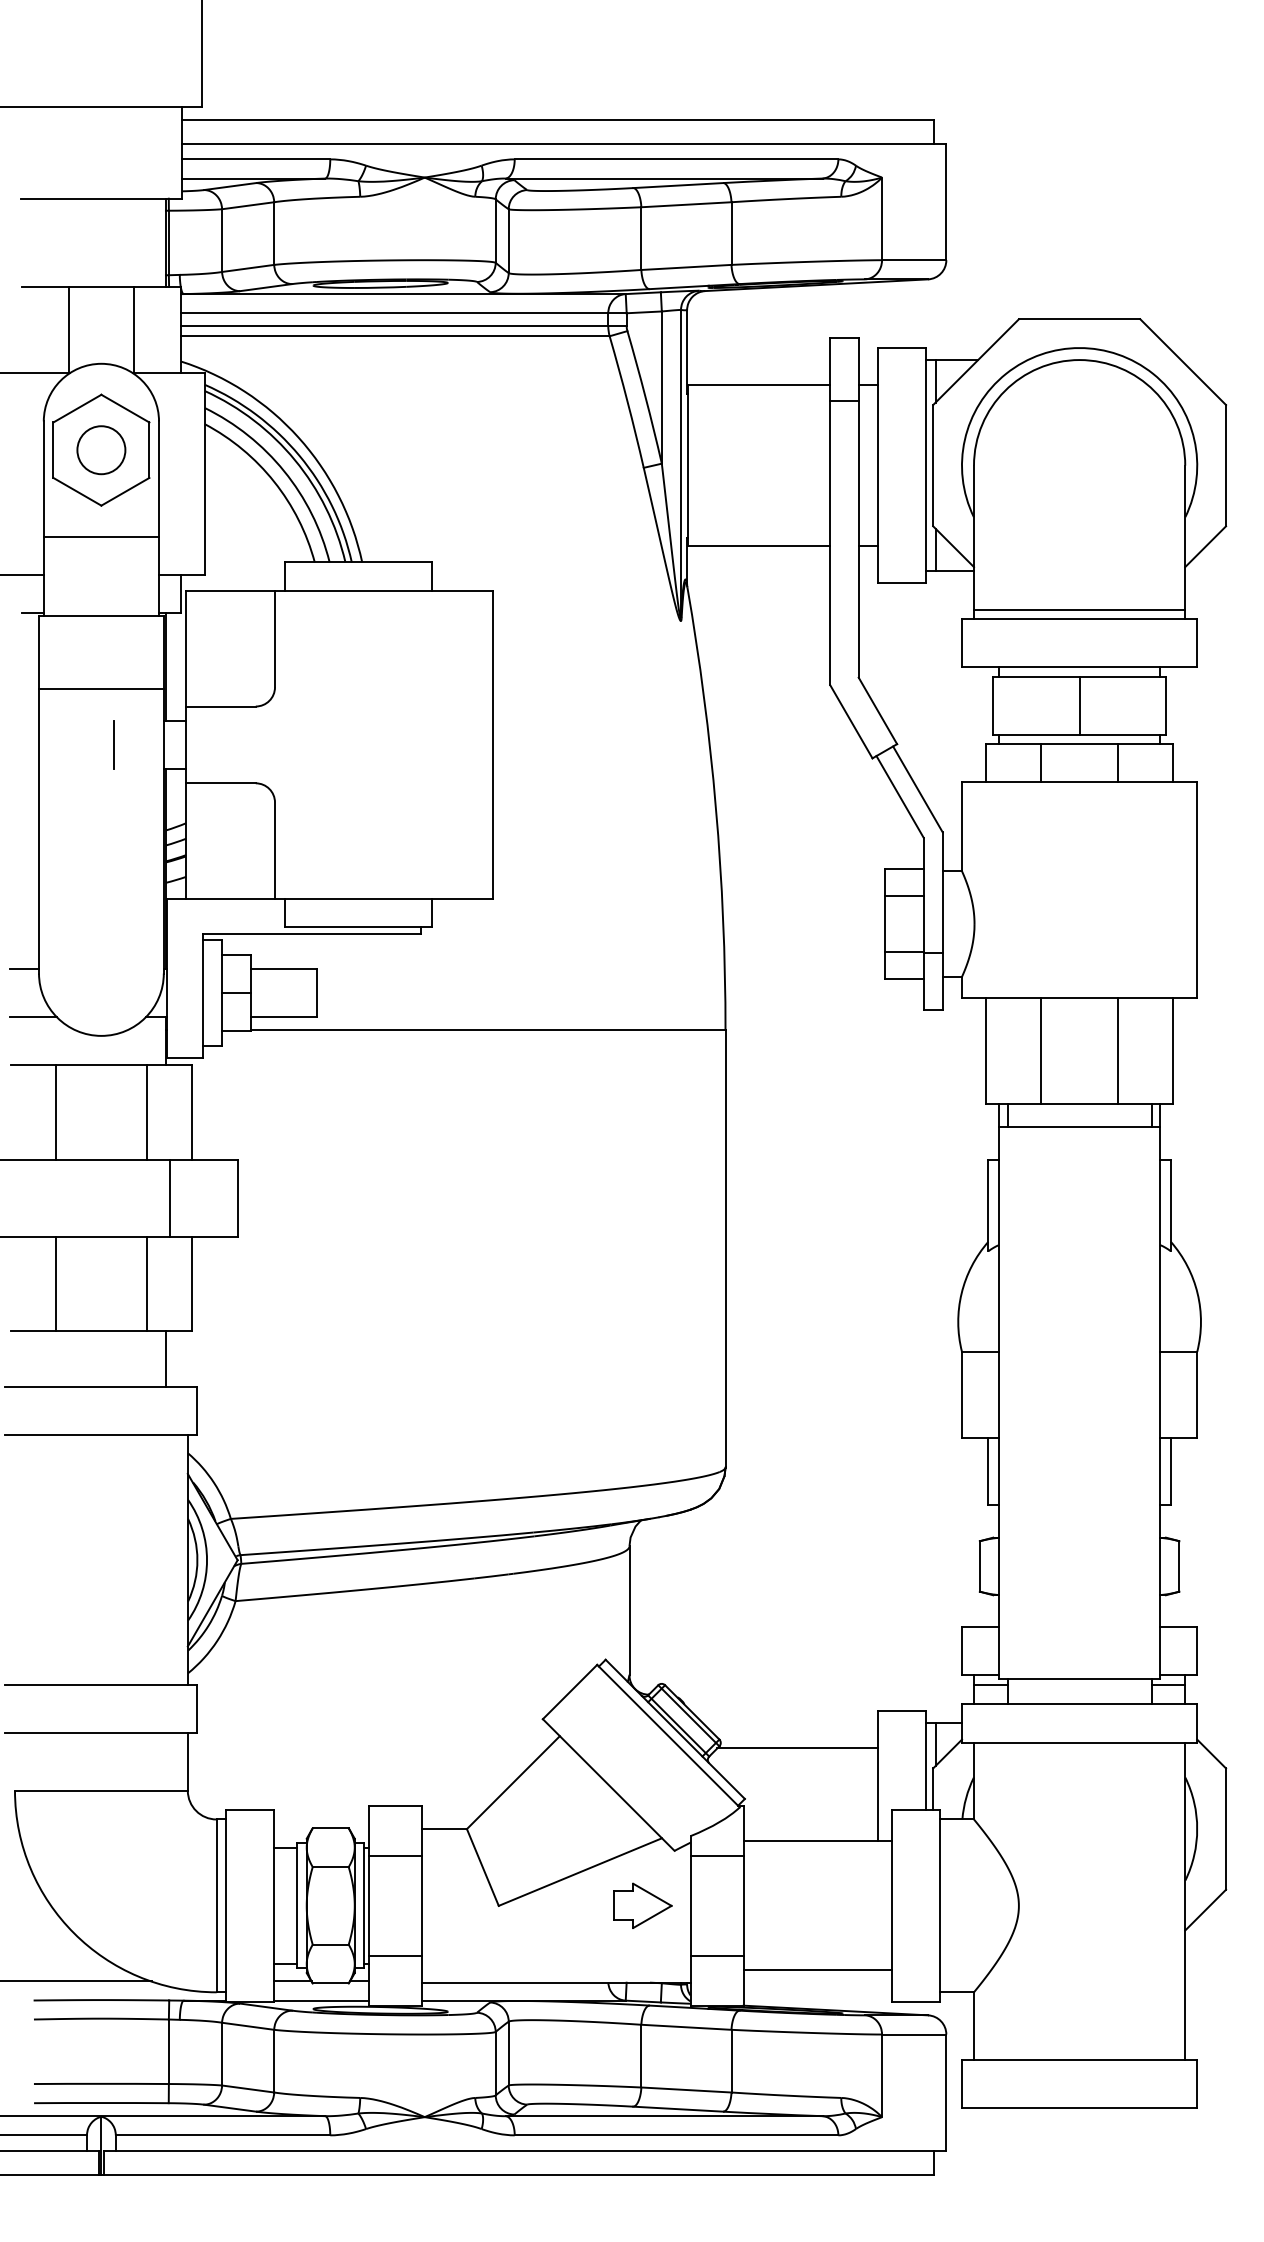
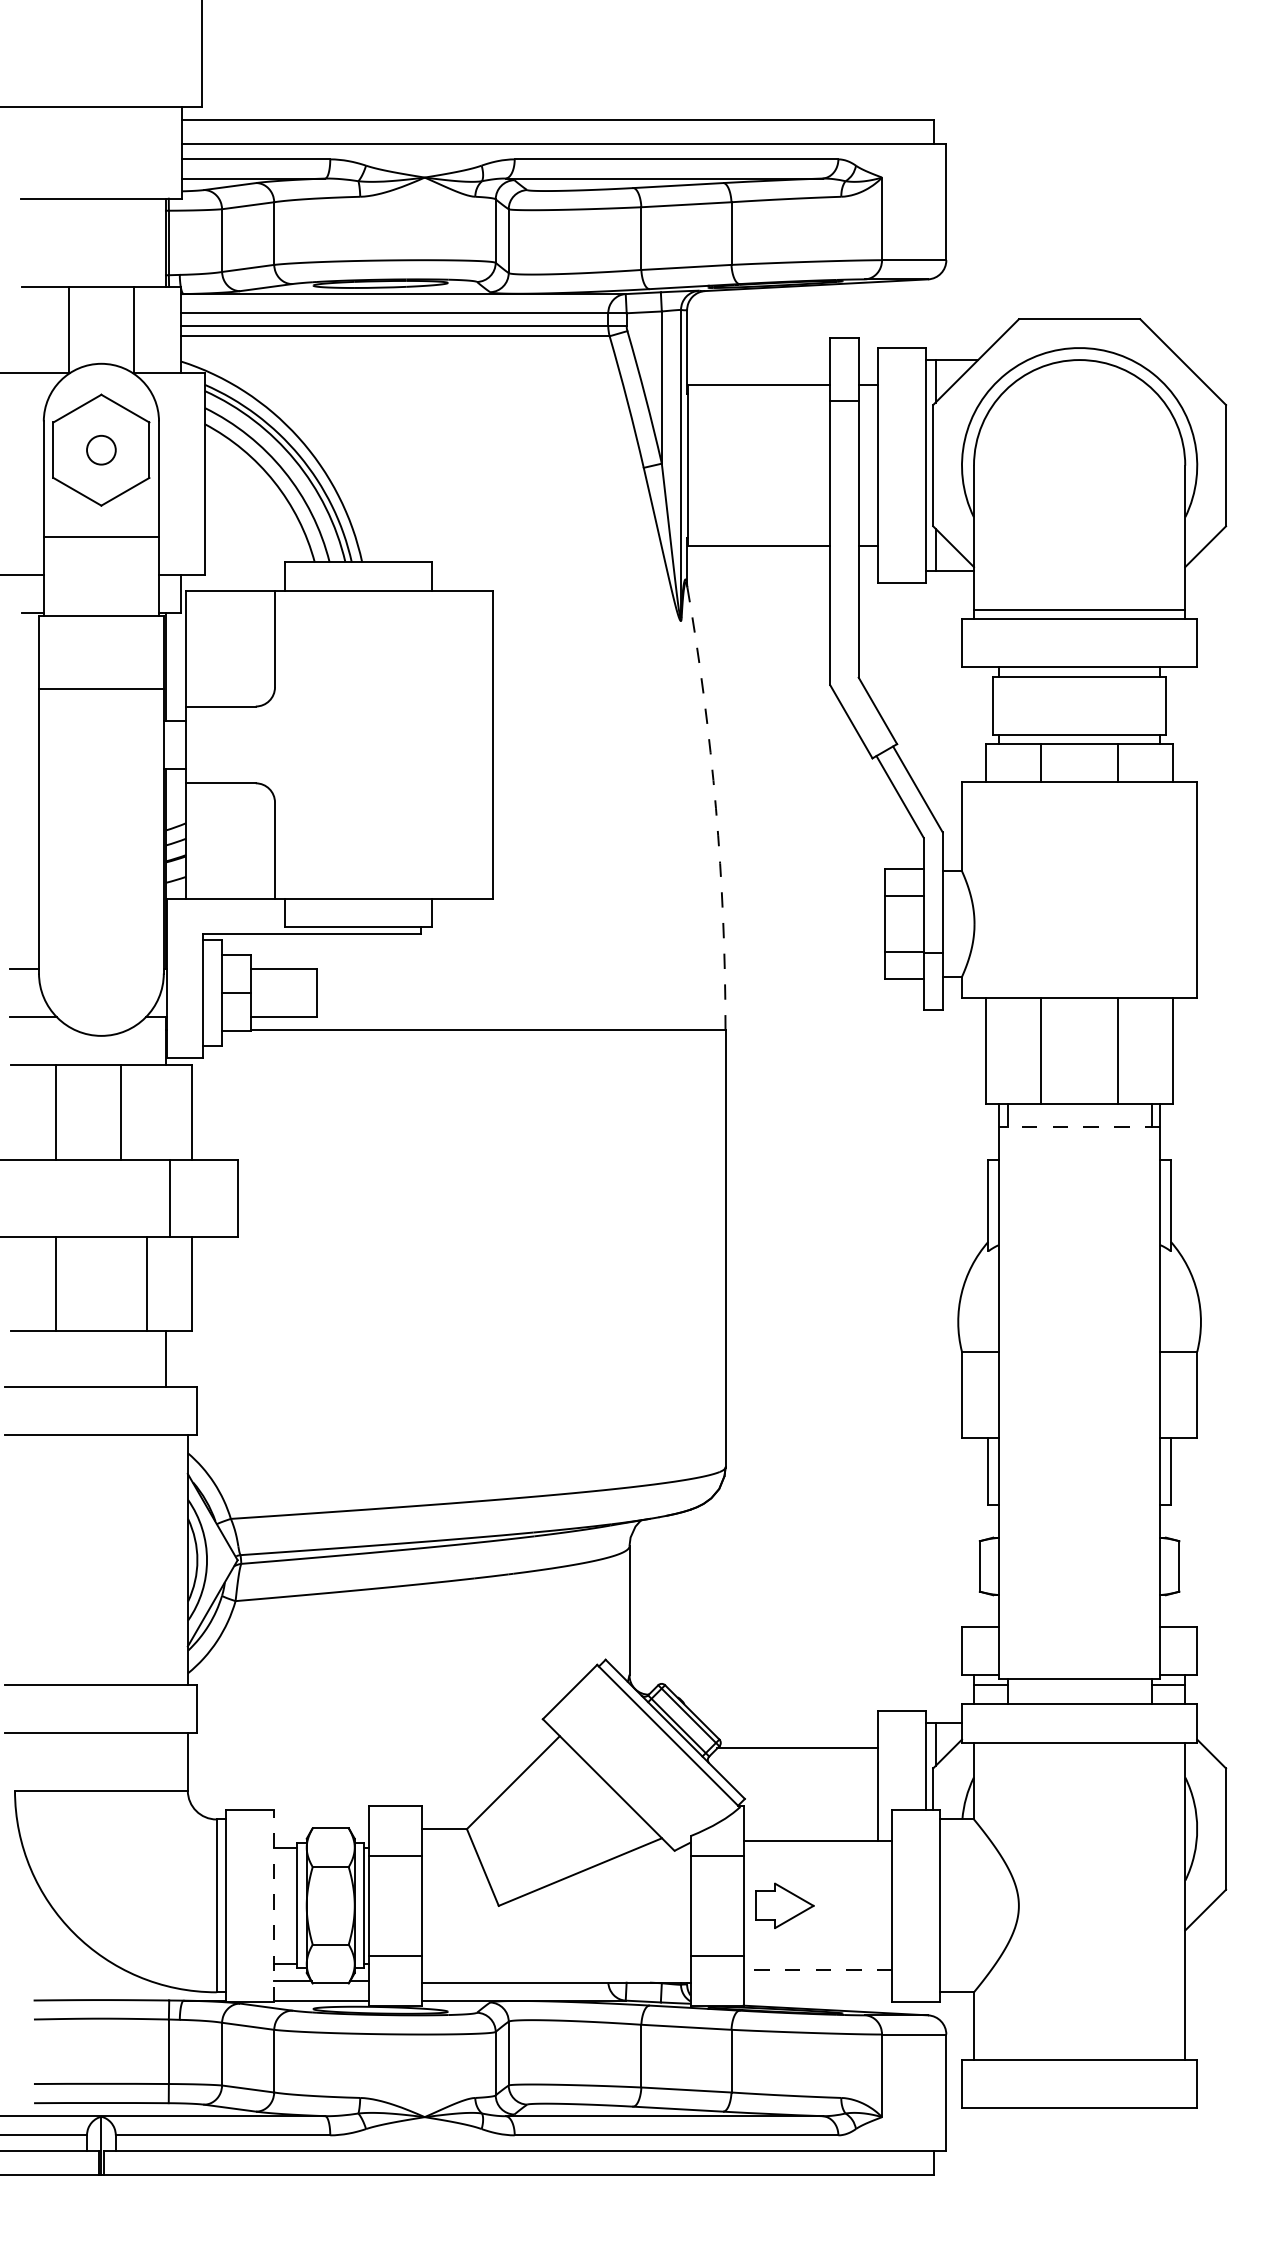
circle diameter: 48 px -> 29 px (101, 449)
line: present -> none (1079, 705)
line: present -> none (113, 744)
arc: solid -> dashed (715, 808)
line position: (146, 1112) -> (120, 1112) (120, 1112)
line: solid -> dashed (1079, 1127)
line: solid -> dashed (274, 1905)
part position: (642, 1905) -> (784, 1905) (784, 1905)
line: solid -> dashed (817, 1970)
line: present -> none (76, 1981)
